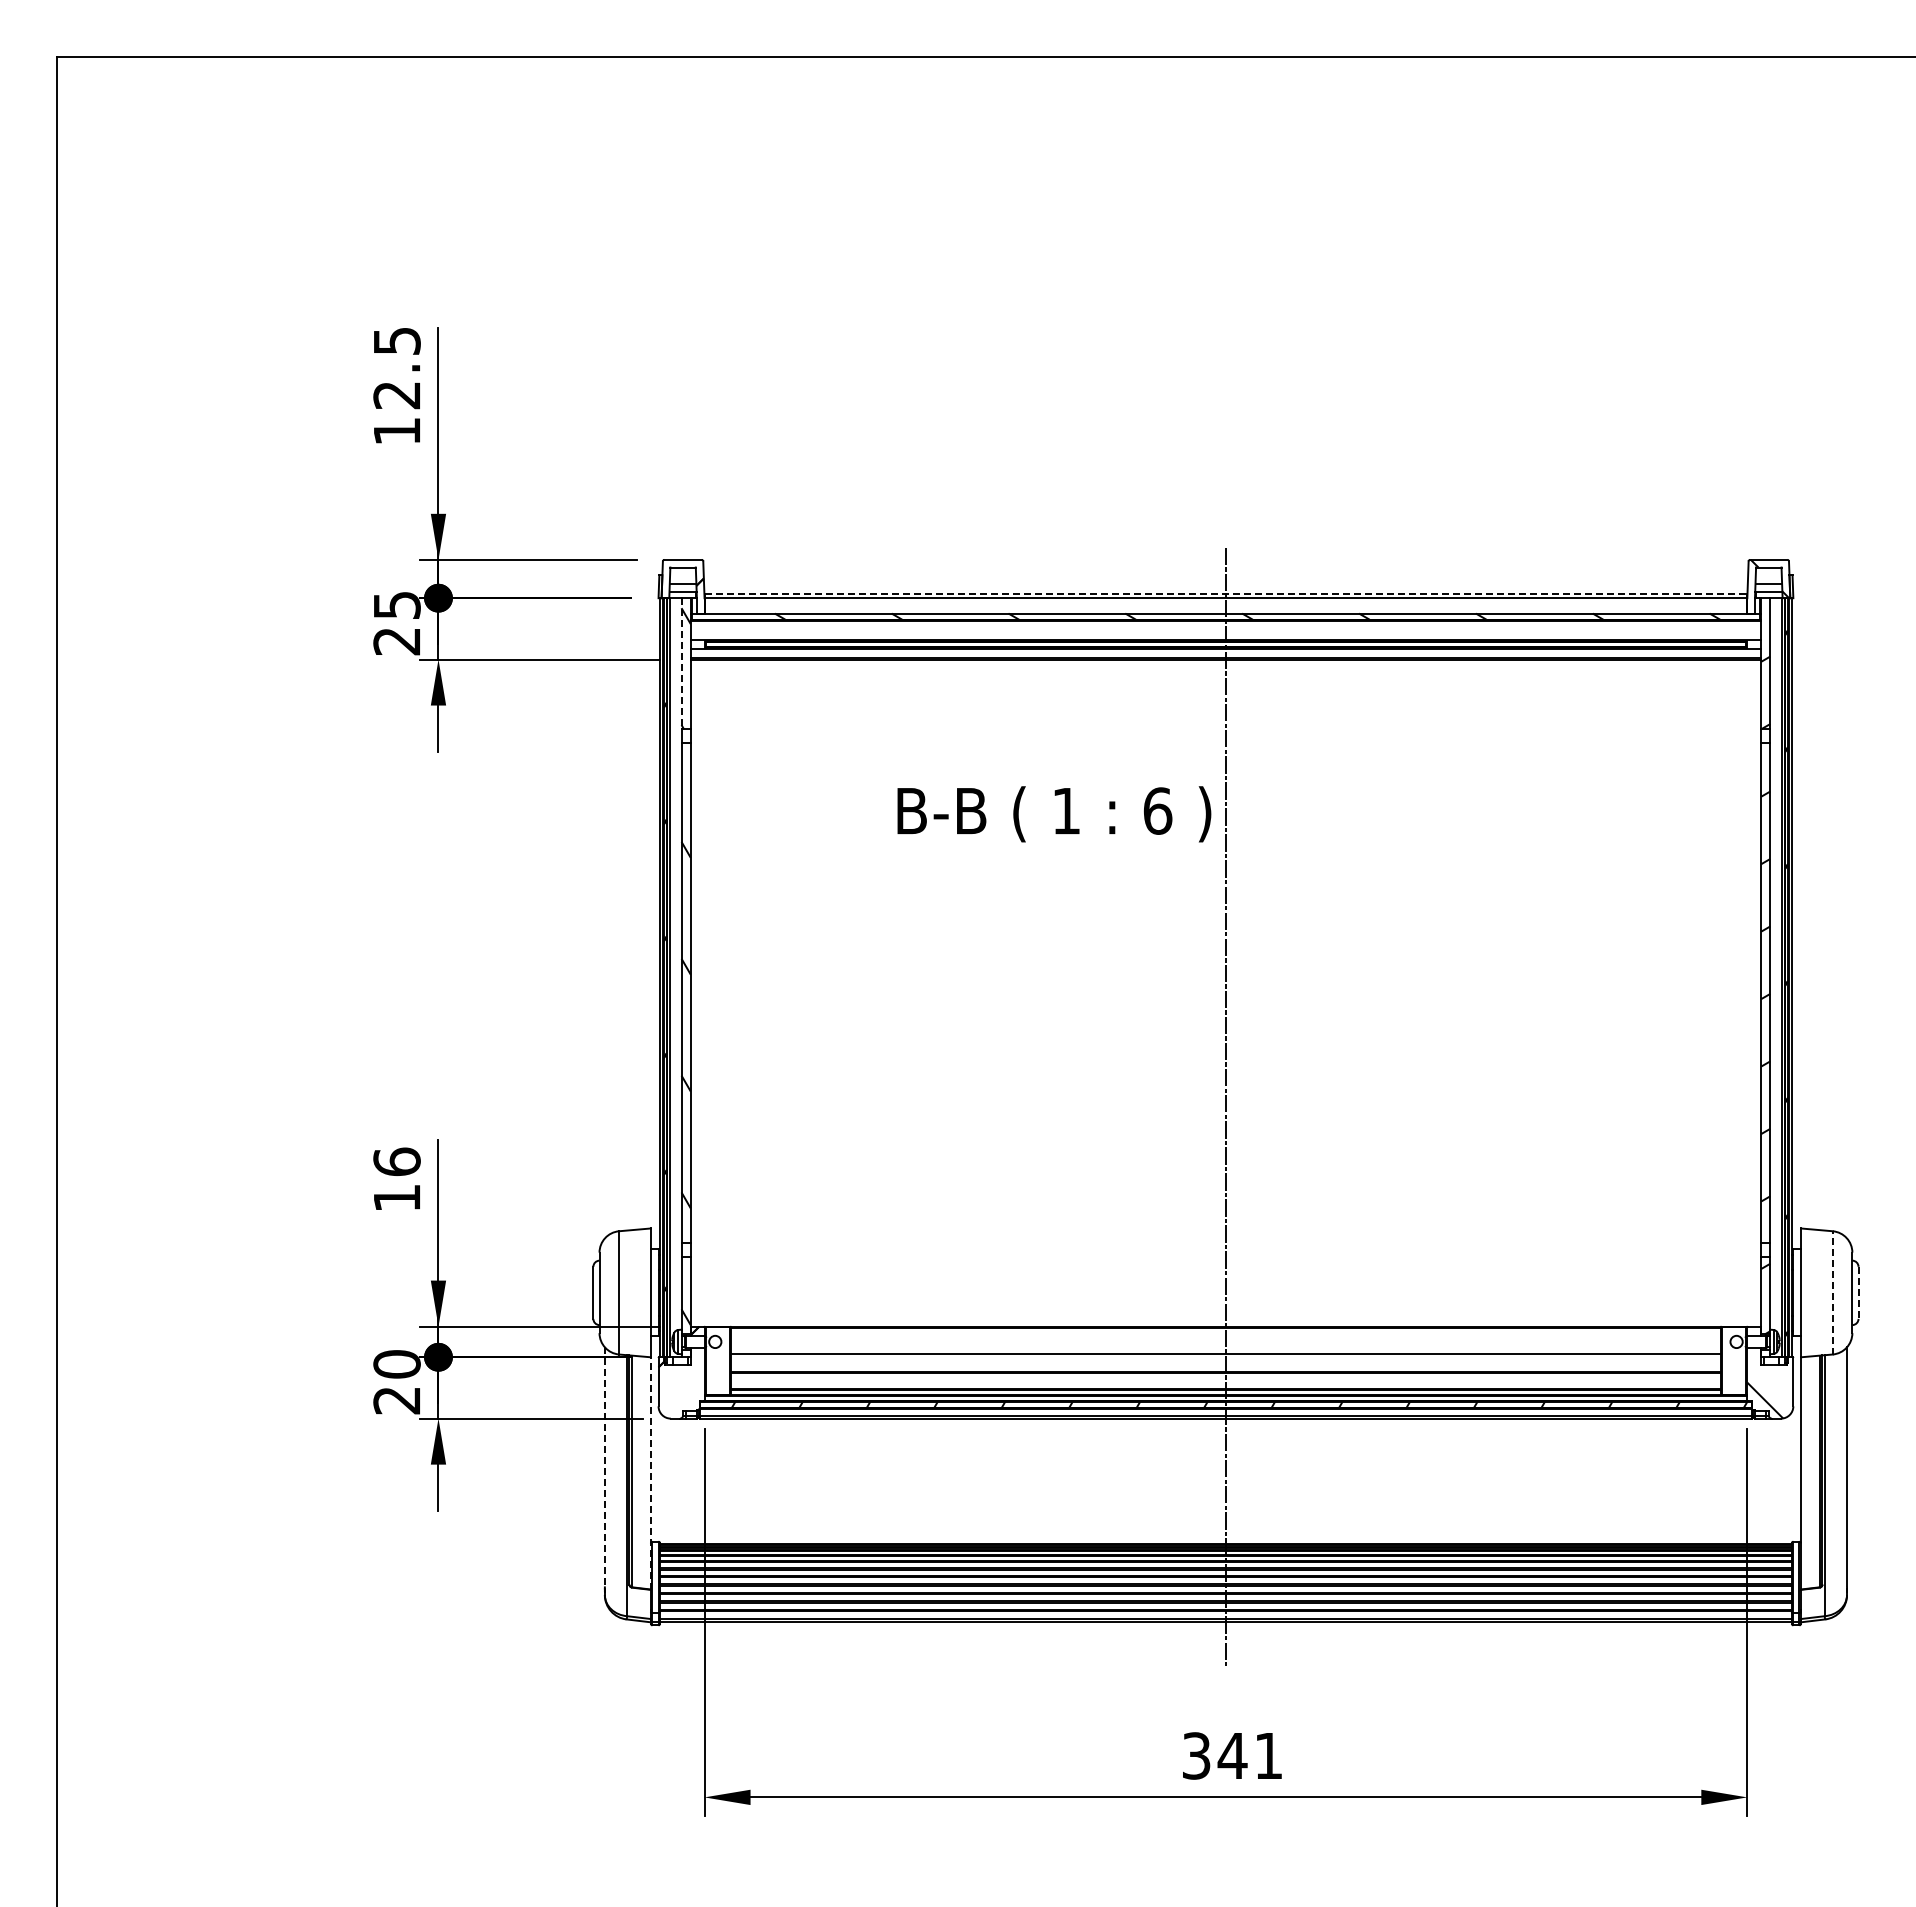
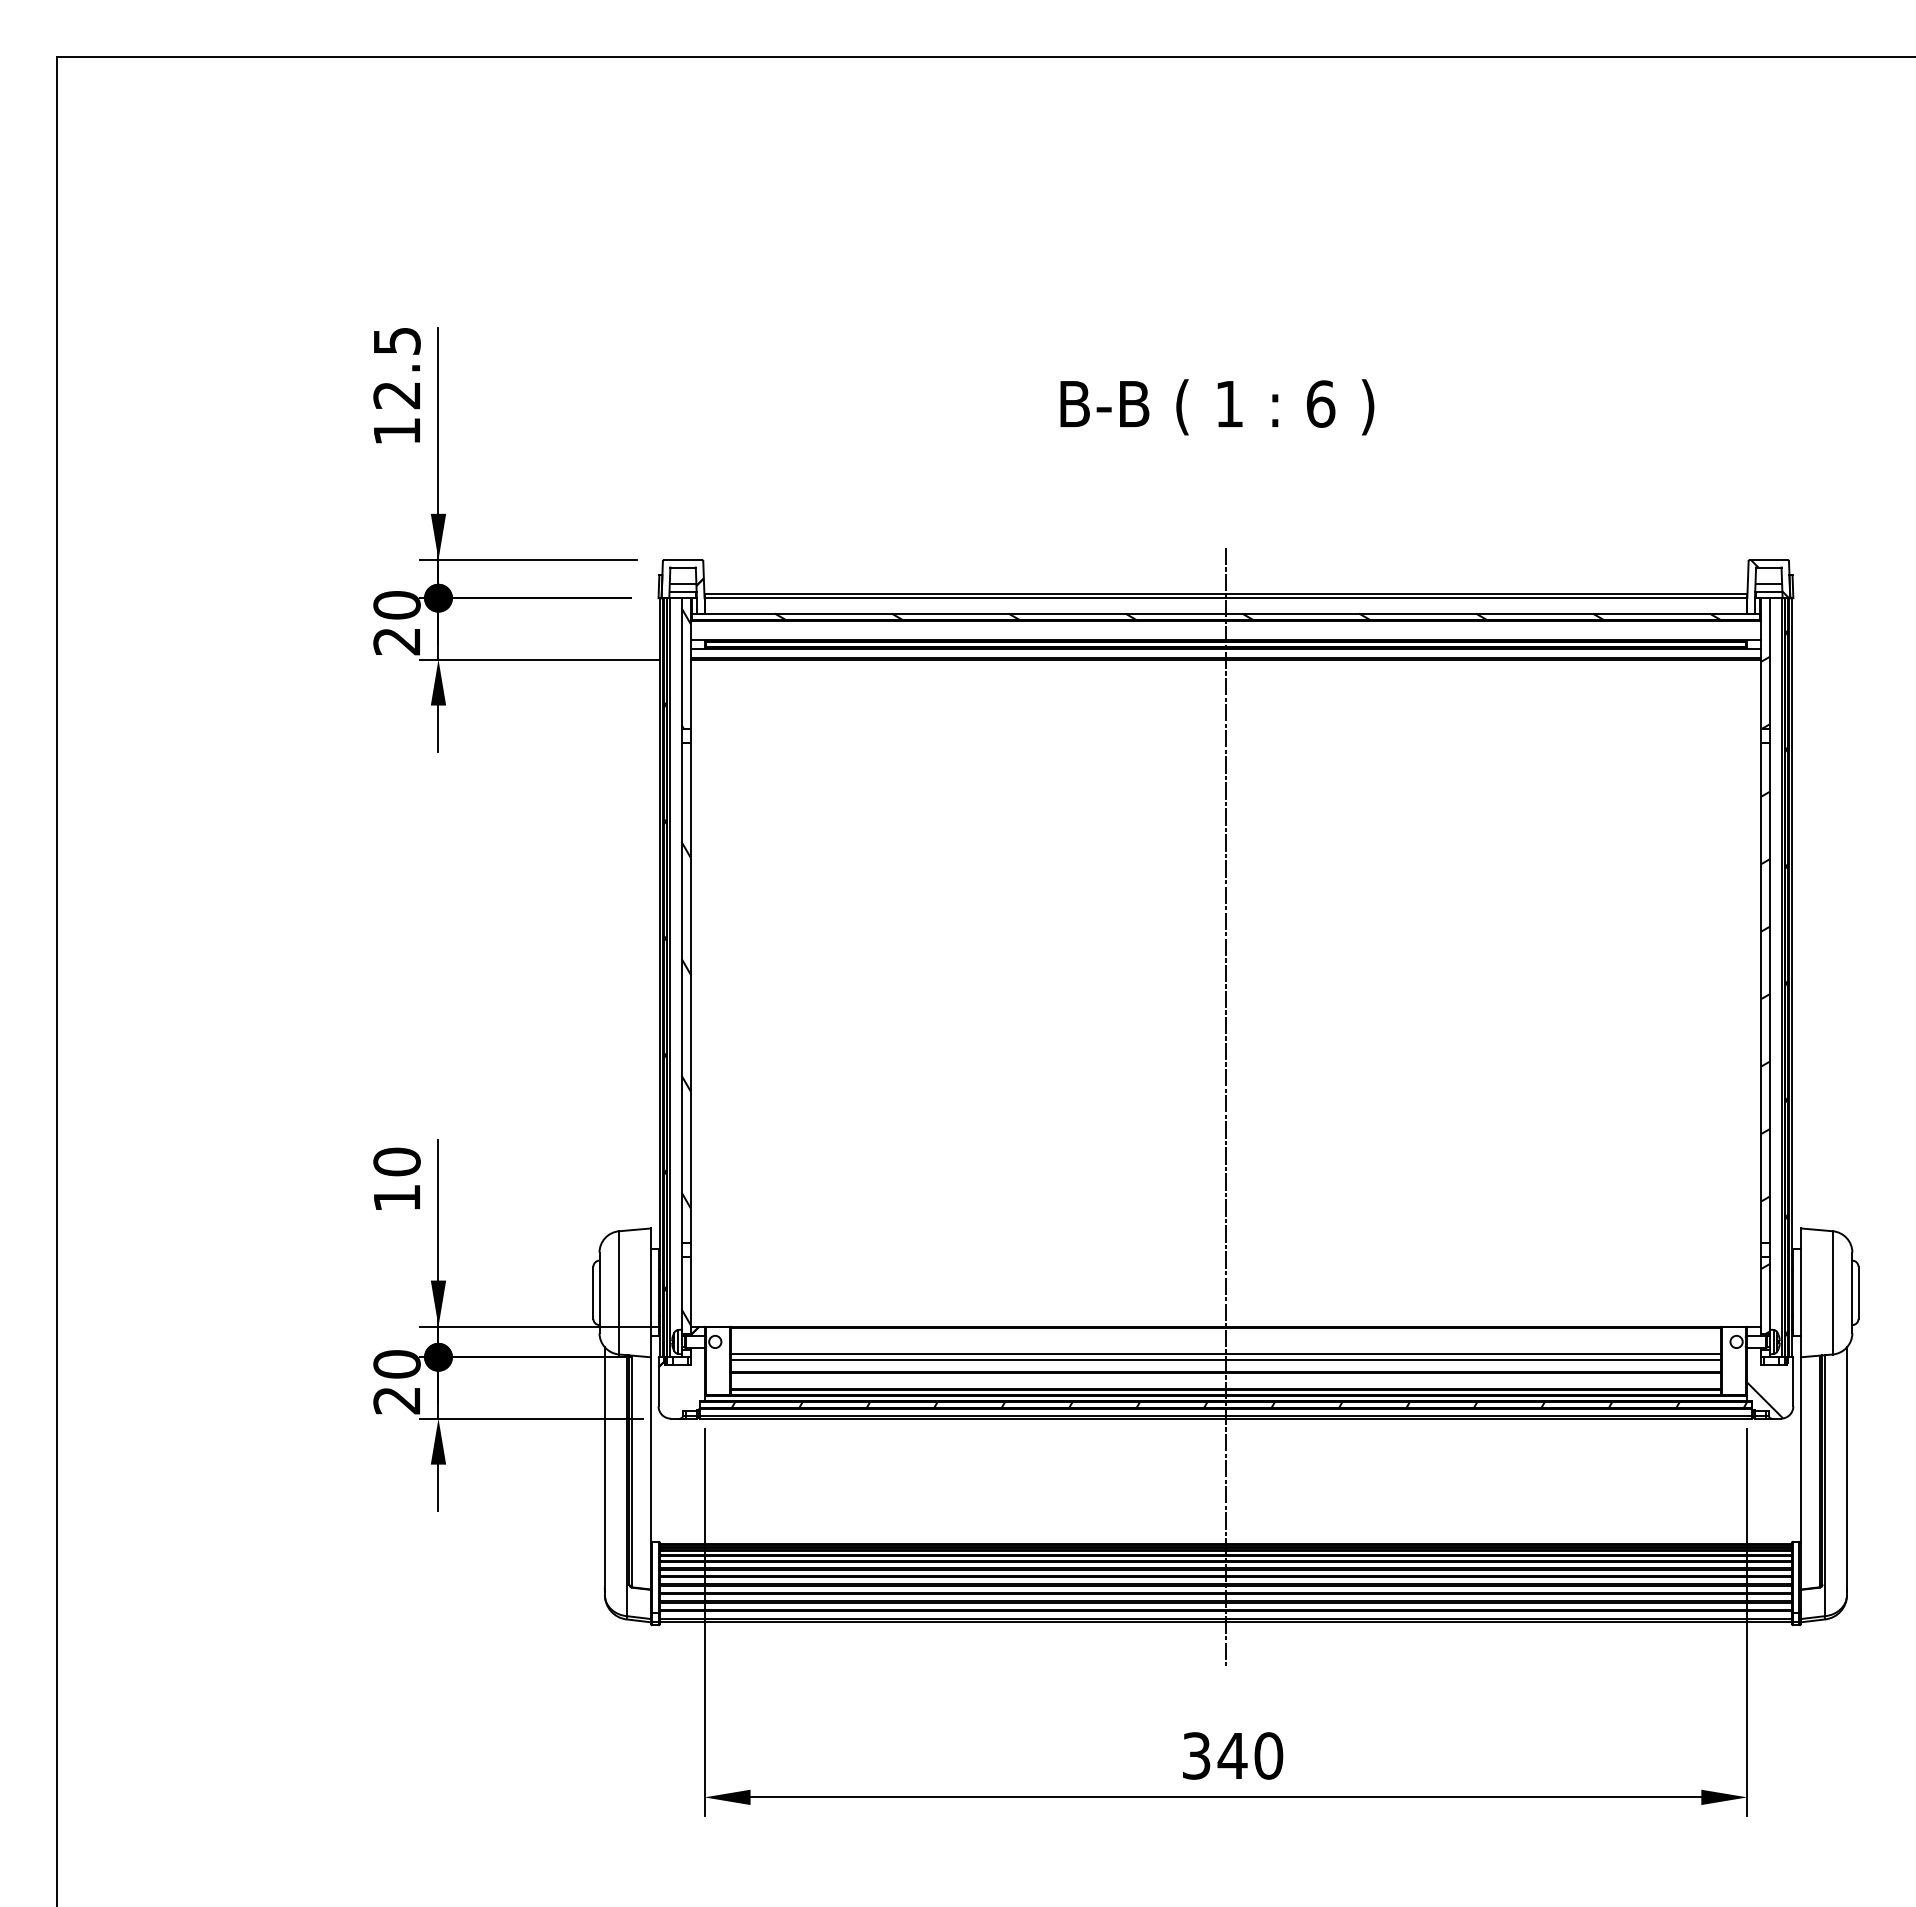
line: dashed -> solid (1225, 593)
text: 25 -> 20 (396, 605)
line: dashed -> solid (681, 663)
text position: (1054, 814) -> (1217, 407) (1217, 407)
text: 16 -> 10 (396, 1161)
line: dashed -> solid (1832, 1292)
line: dashed -> solid (1858, 1293)
line: none -> present (1225, 1360)
line: dashed -> solid (604, 1466)
line: dashed -> solid (650, 1472)
text: 341 -> 340 (1268, 1755)
